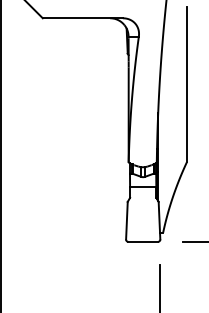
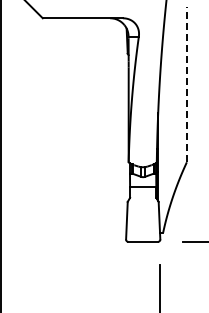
line: solid -> dashed (186, 84)
